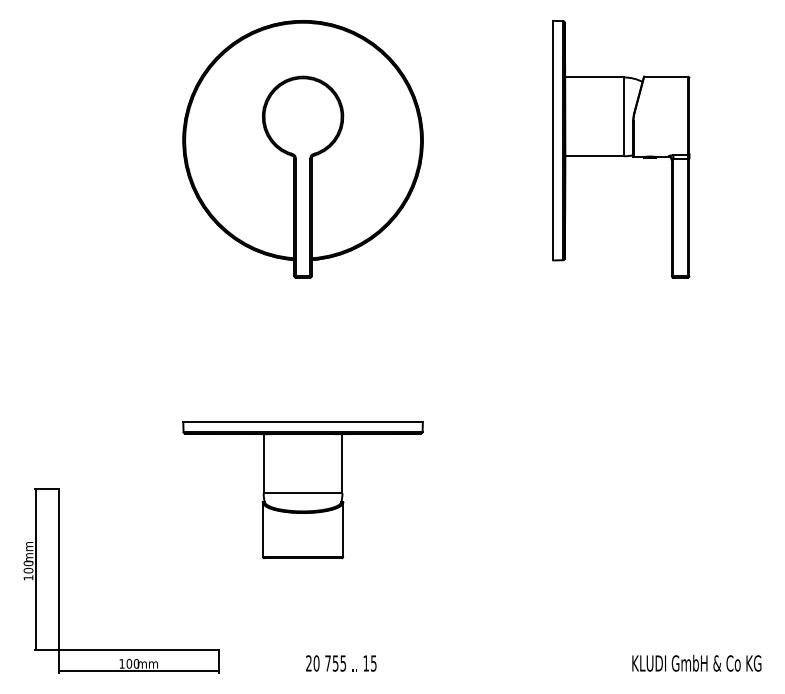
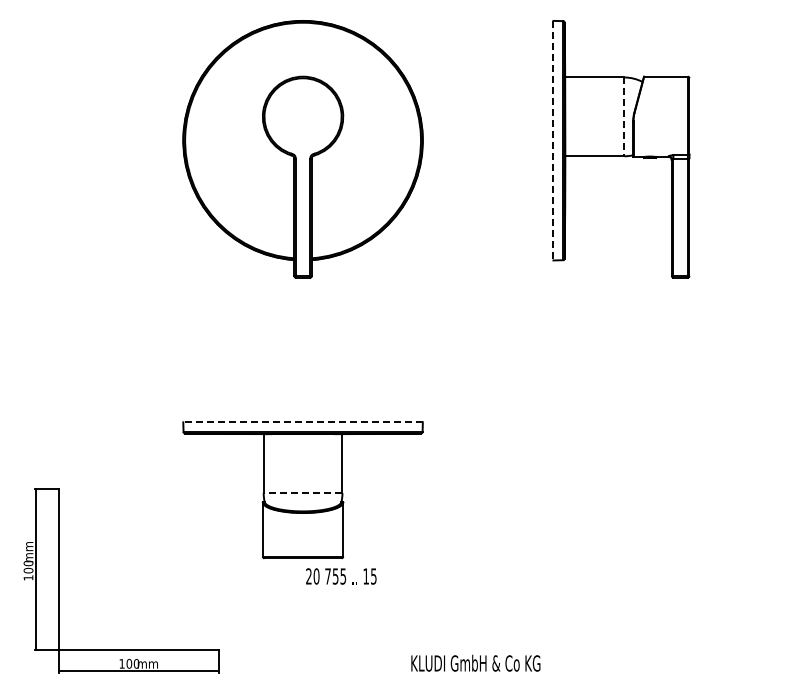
line: solid -> dashed (624, 117)
line: solid -> dashed (553, 140)
line: solid -> dashed (303, 422)
line: solid -> dashed (302, 493)
text position: (696, 662) -> (475, 662) (475, 662)
text position: (341, 663) -> (341, 576) (341, 576)
